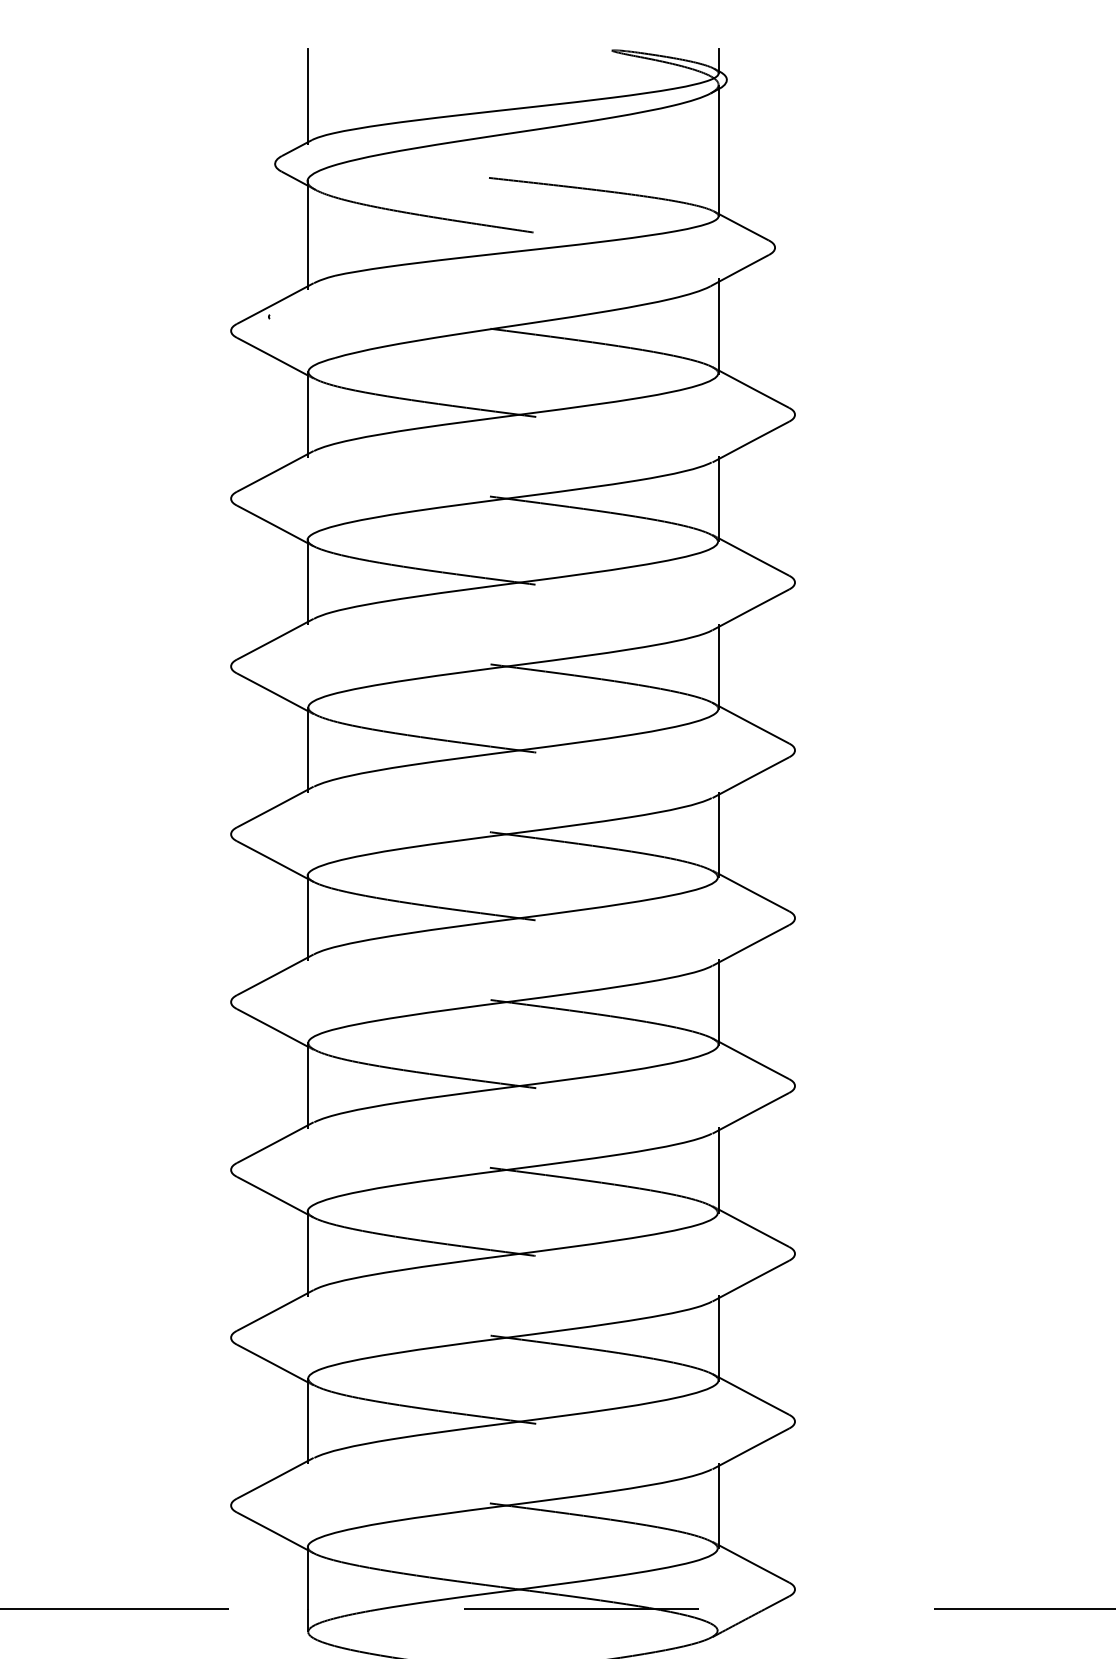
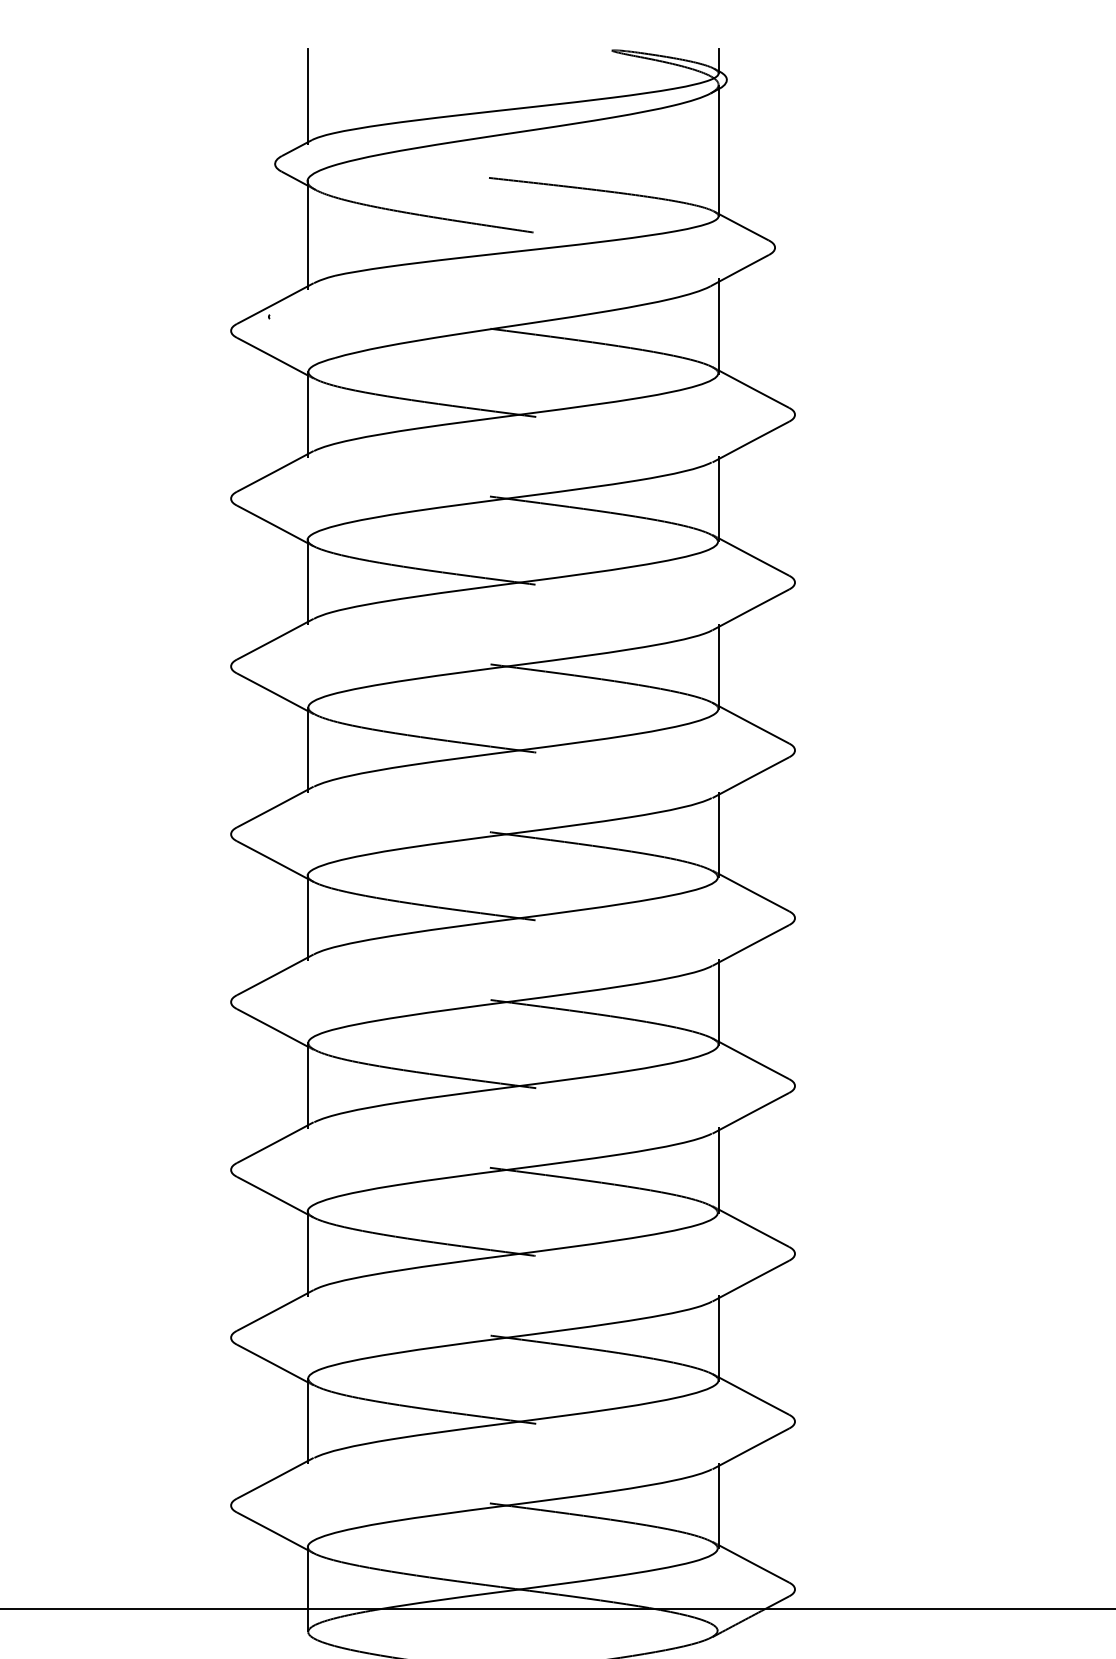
line: dashed -> solid (557, 1609)
